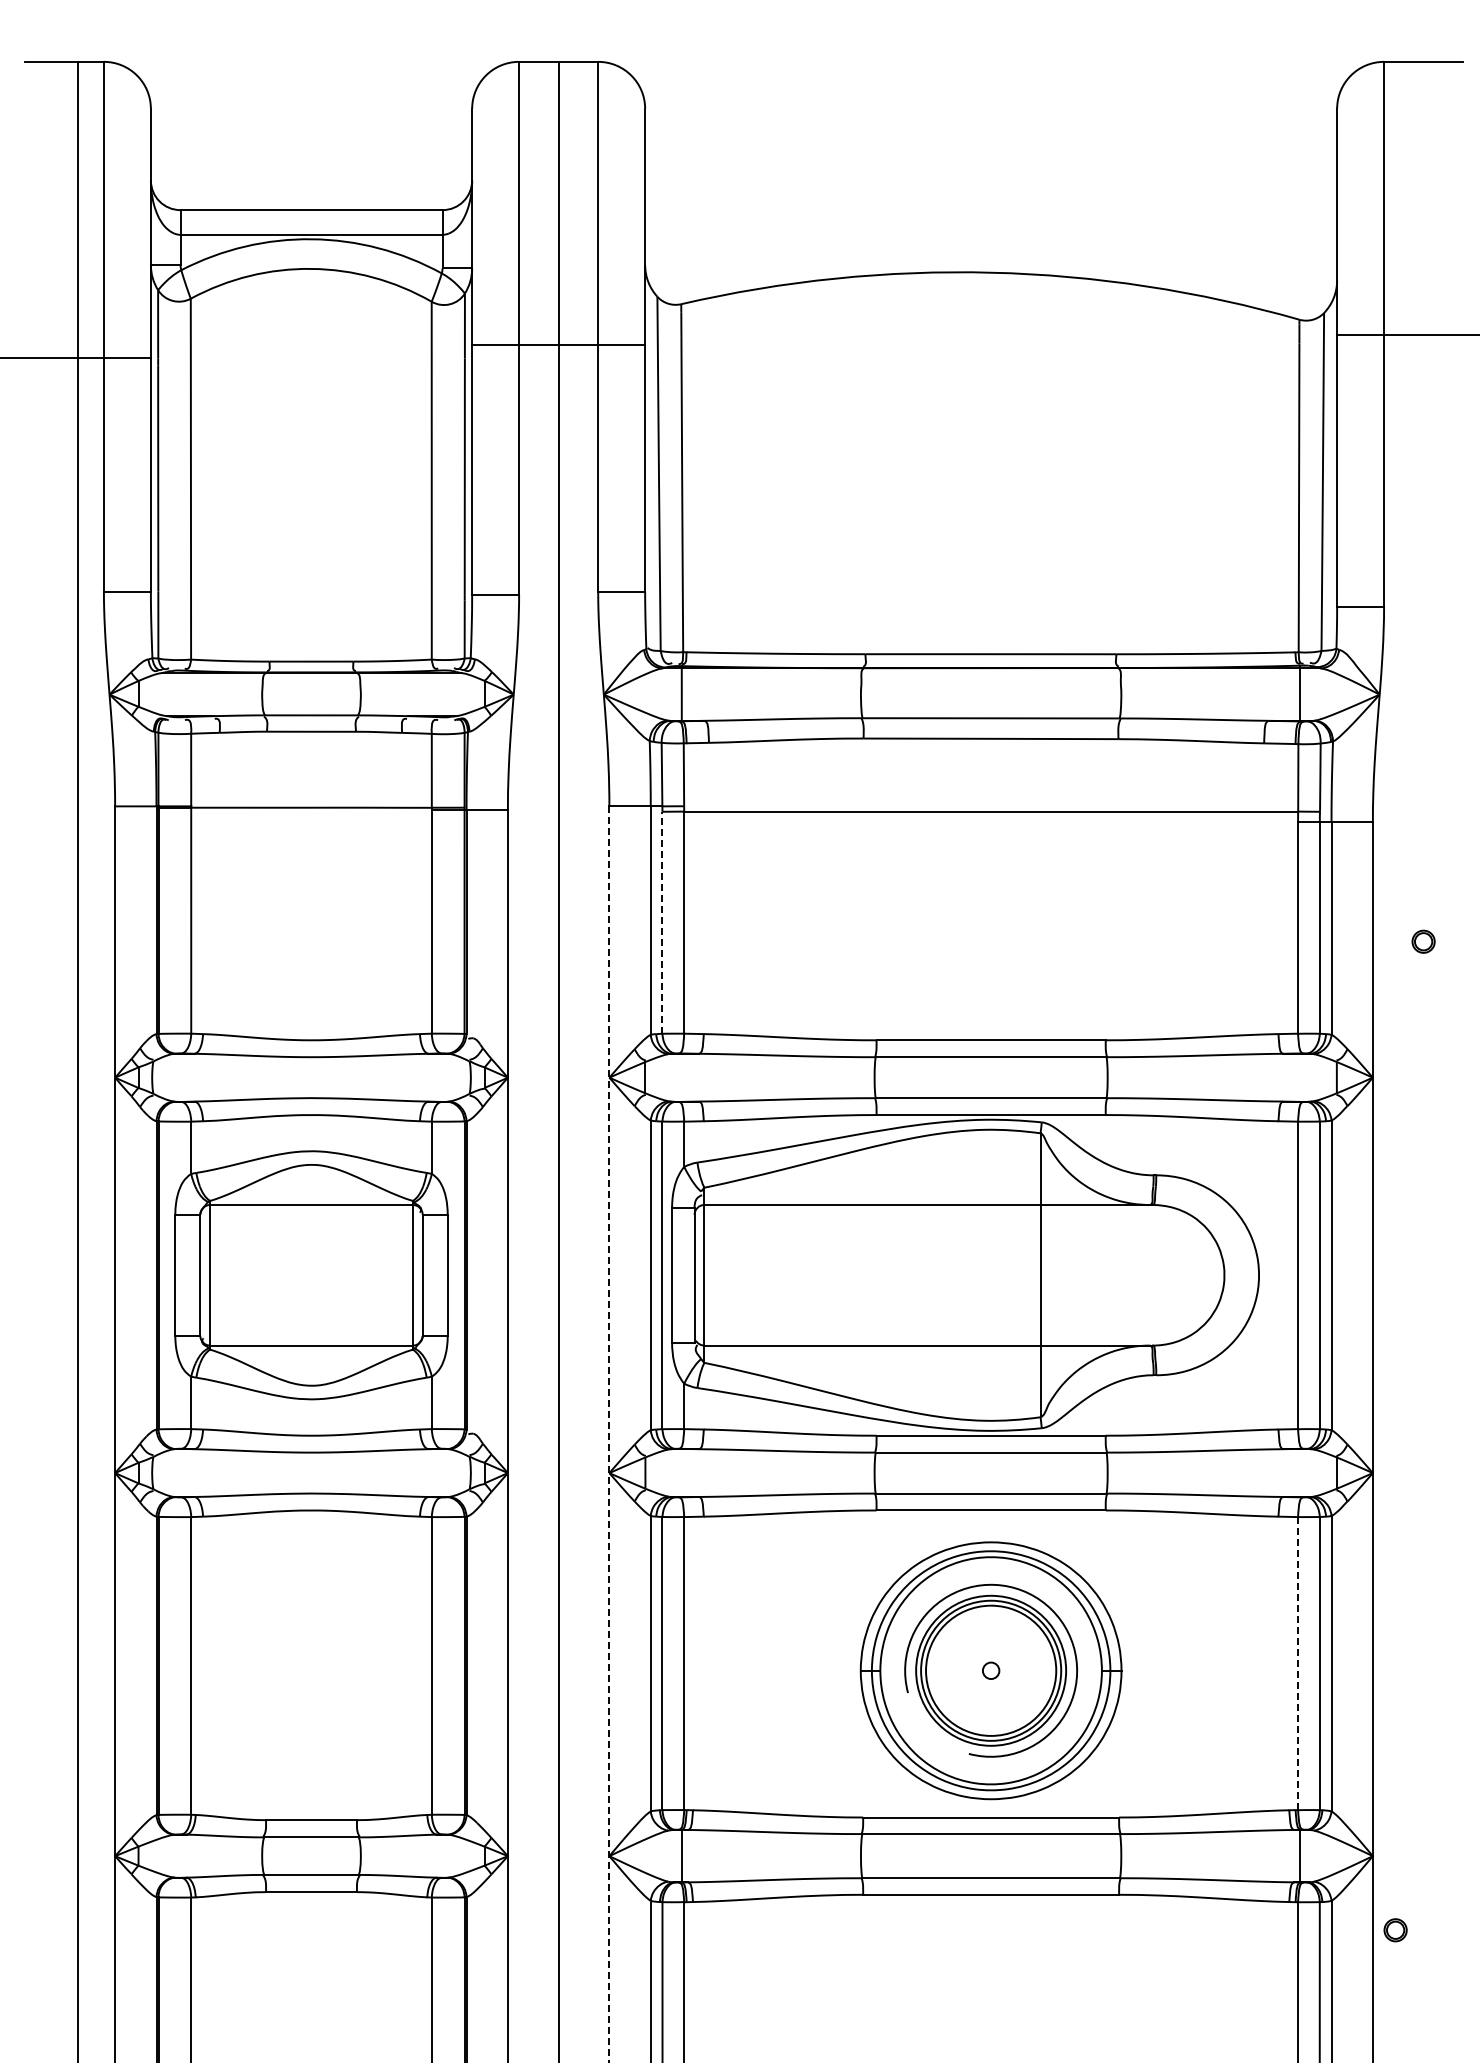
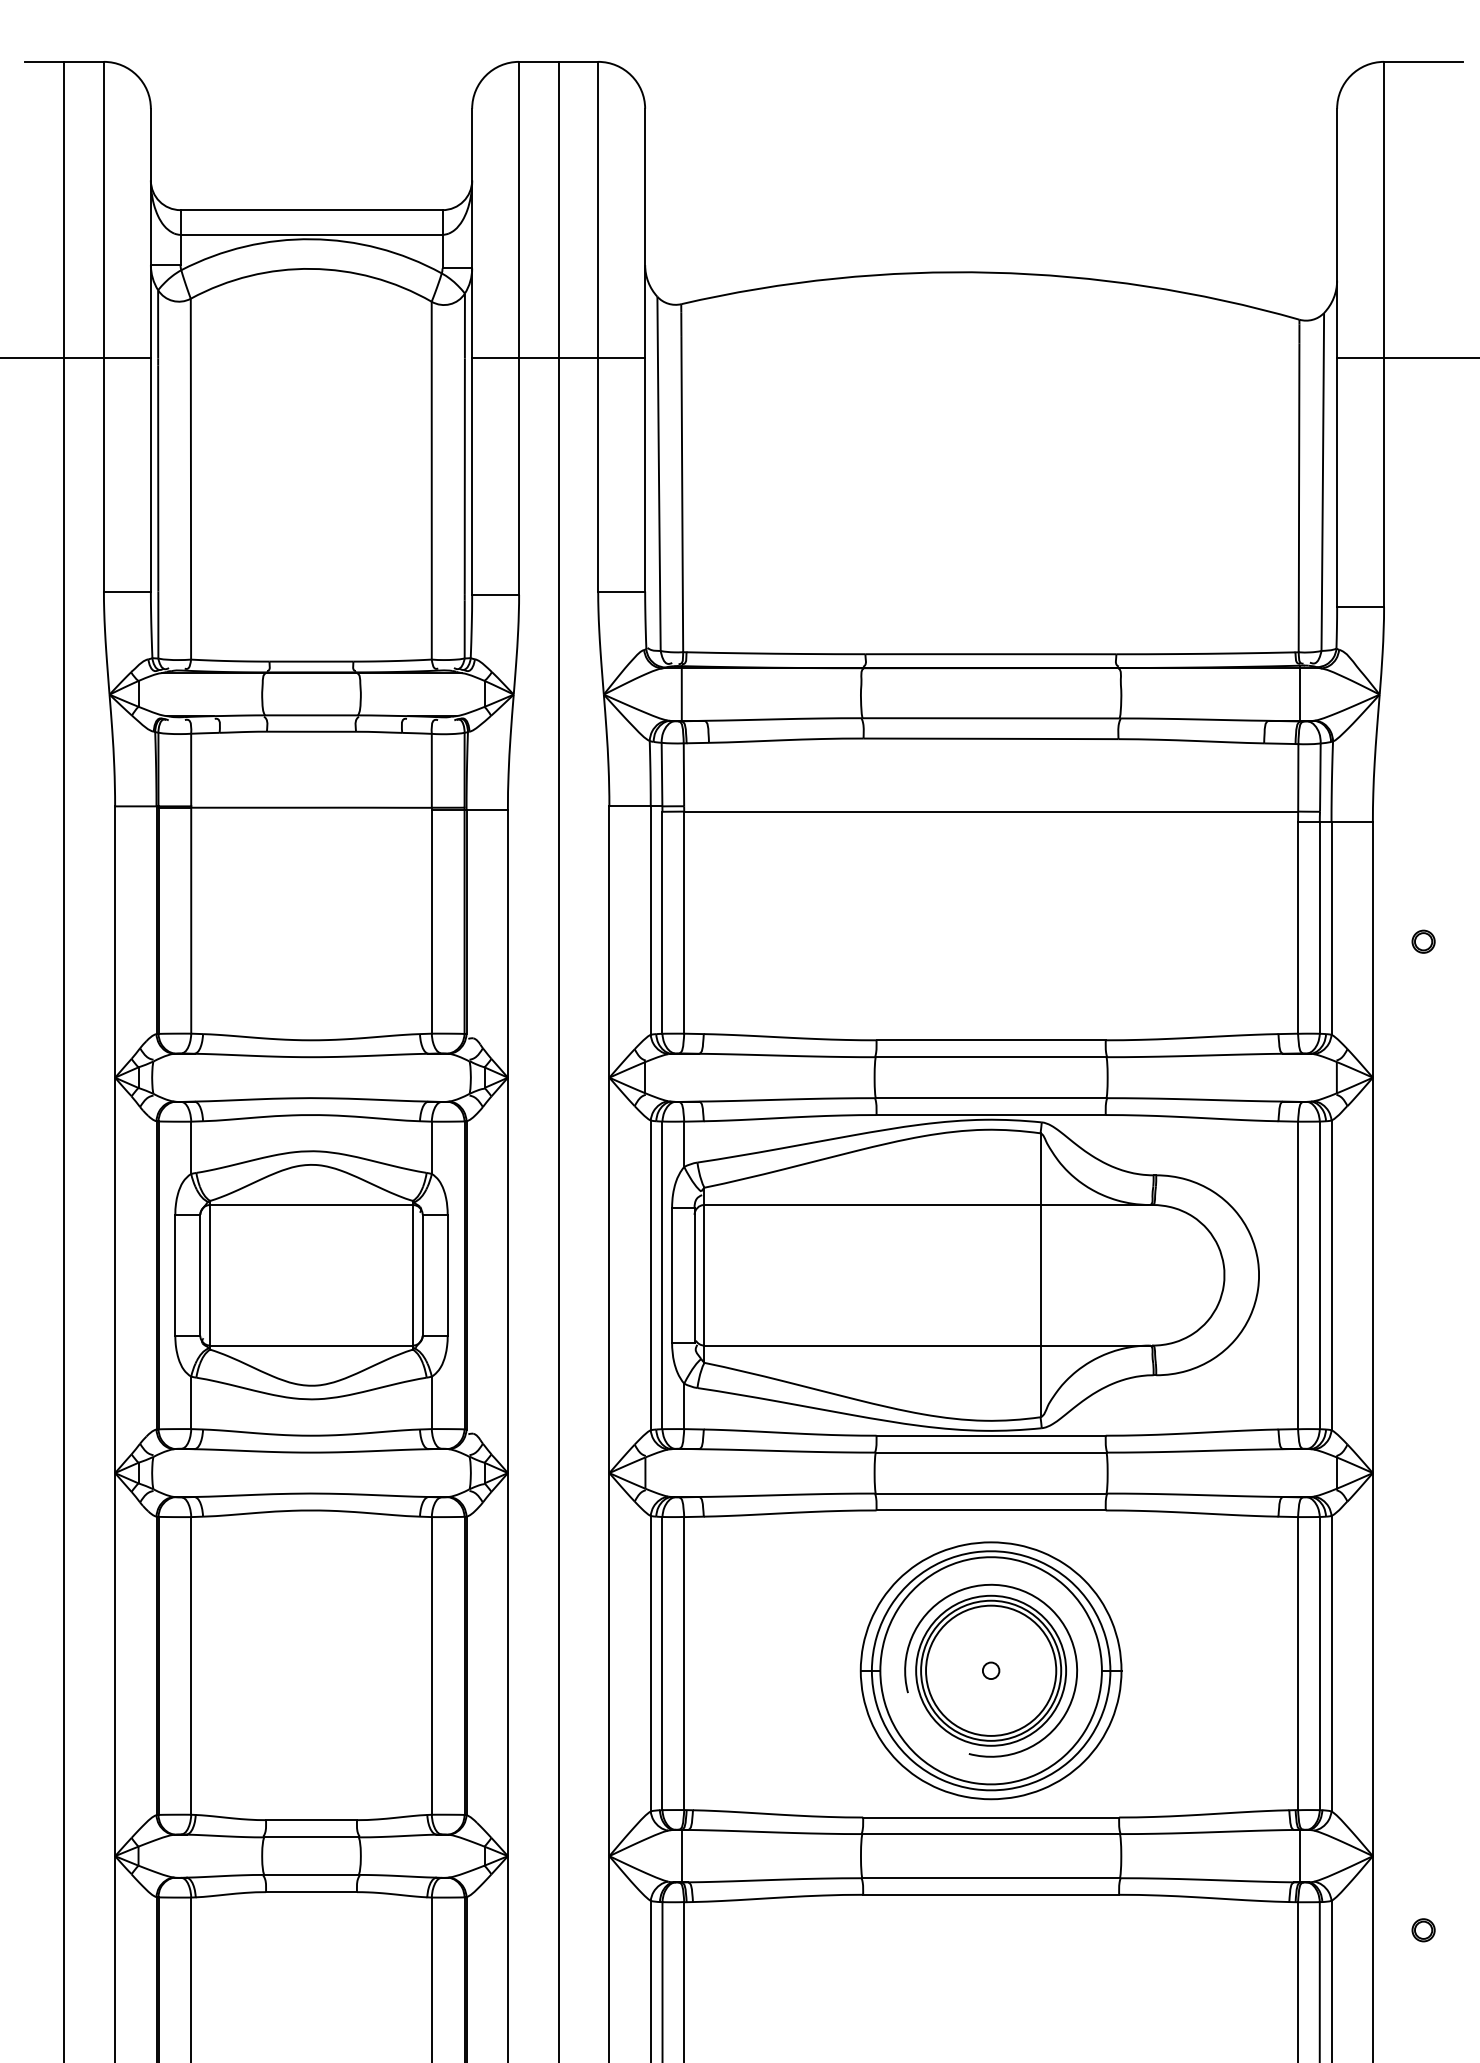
line position: (1406, 335) -> (1406, 358) (1406, 358)
line position: (558, 345) -> (558, 358) (558, 358)
line: dashed -> solid (662, 922)
line position: (78, 1060) -> (64, 1060) (64, 1060)
line: dashed -> solid (609, 1434)
line: dashed -> solid (1298, 1663)
part position: (1395, 1930) -> (1423, 1930) (1423, 1930)
